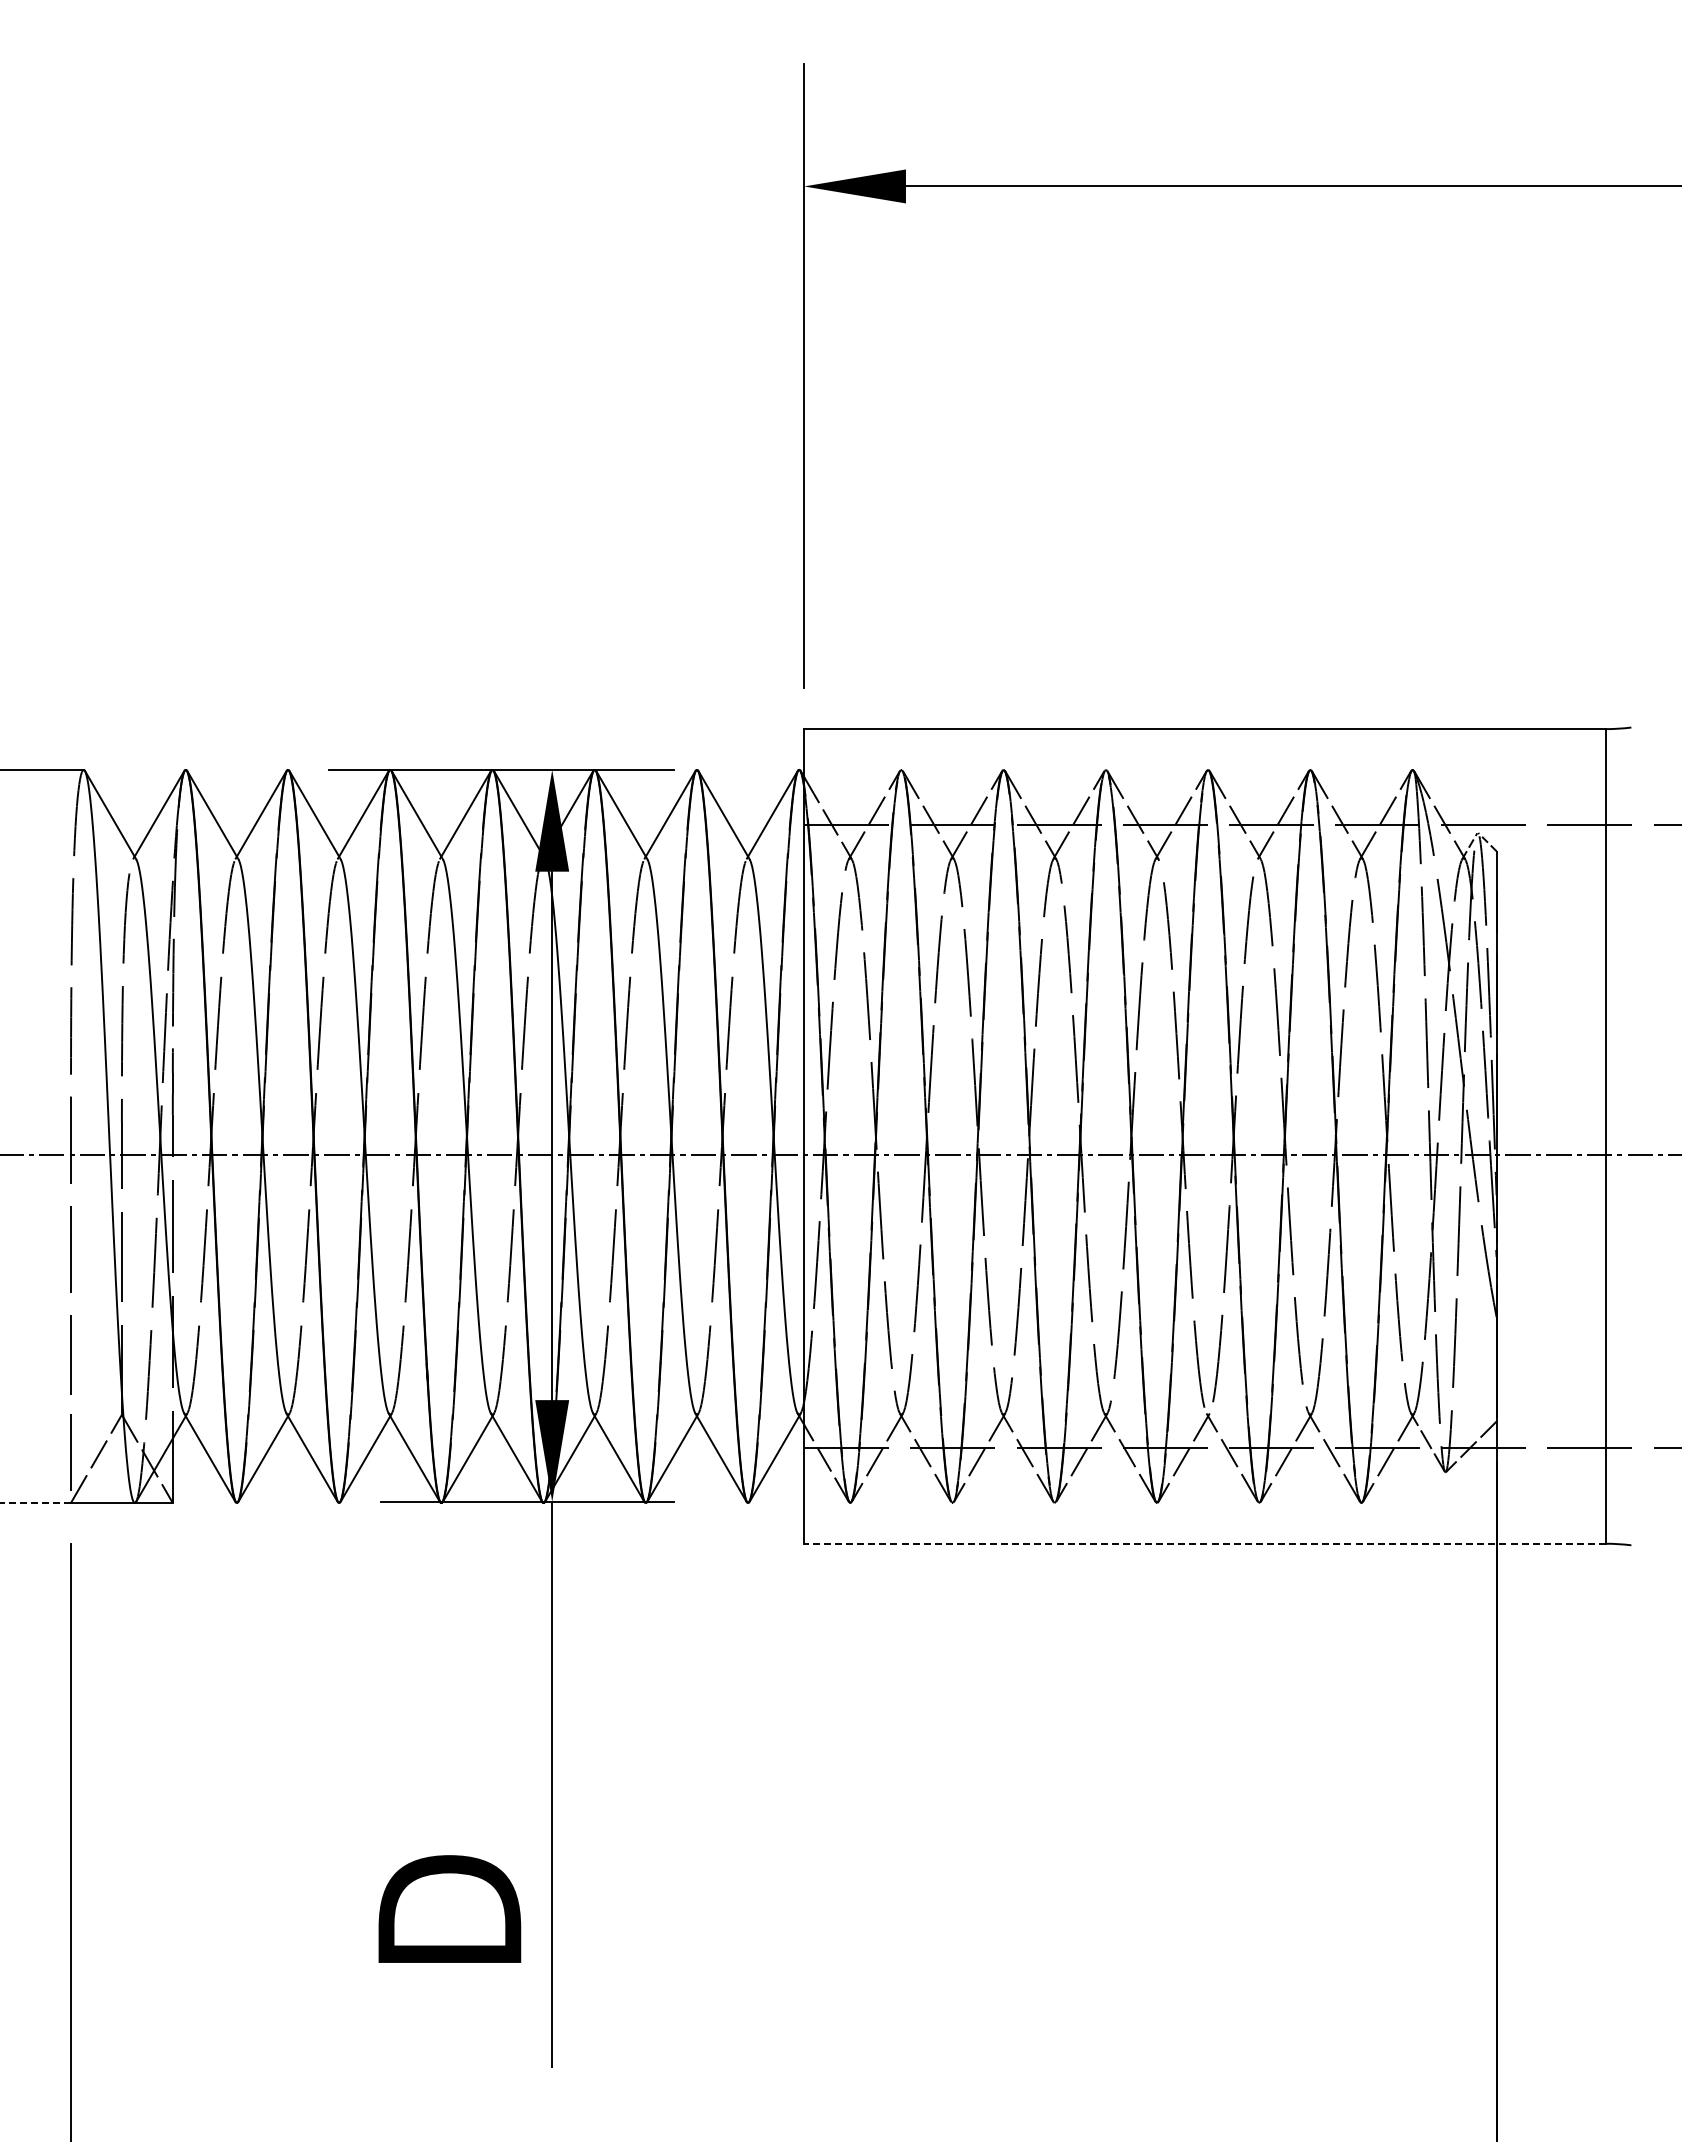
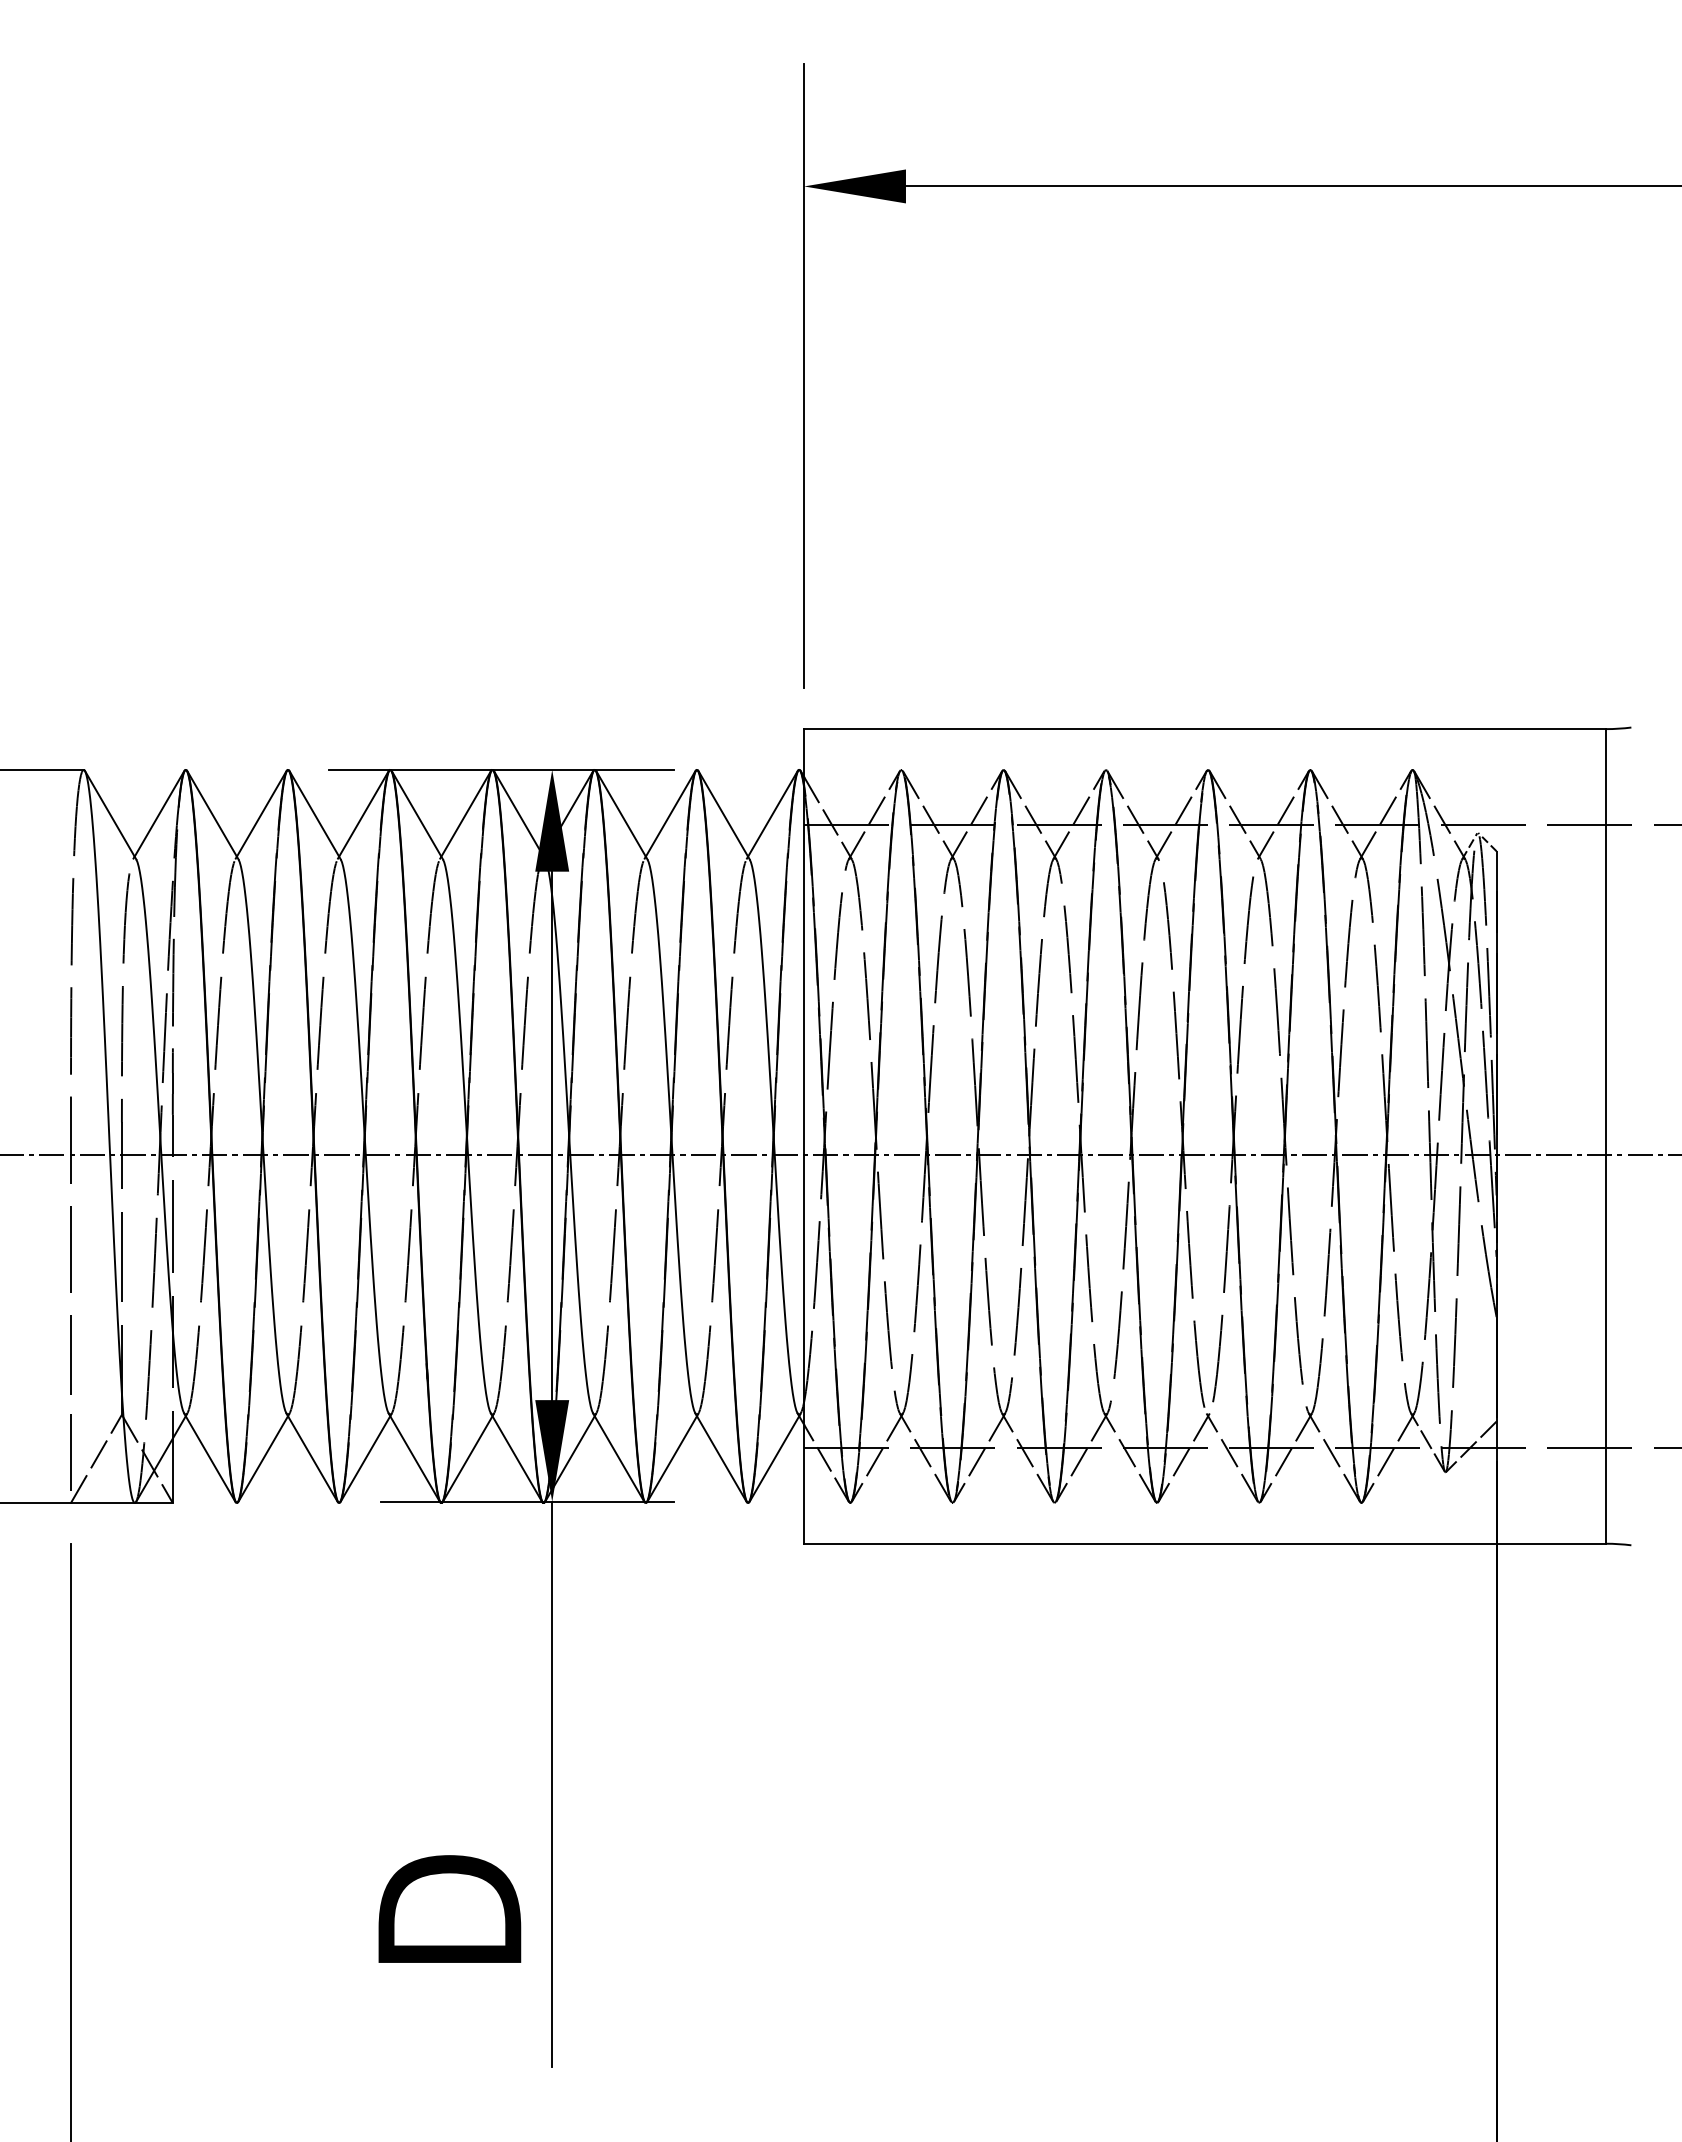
line: dashed -> solid (35, 1503)
line: dashed -> solid (1205, 1543)
